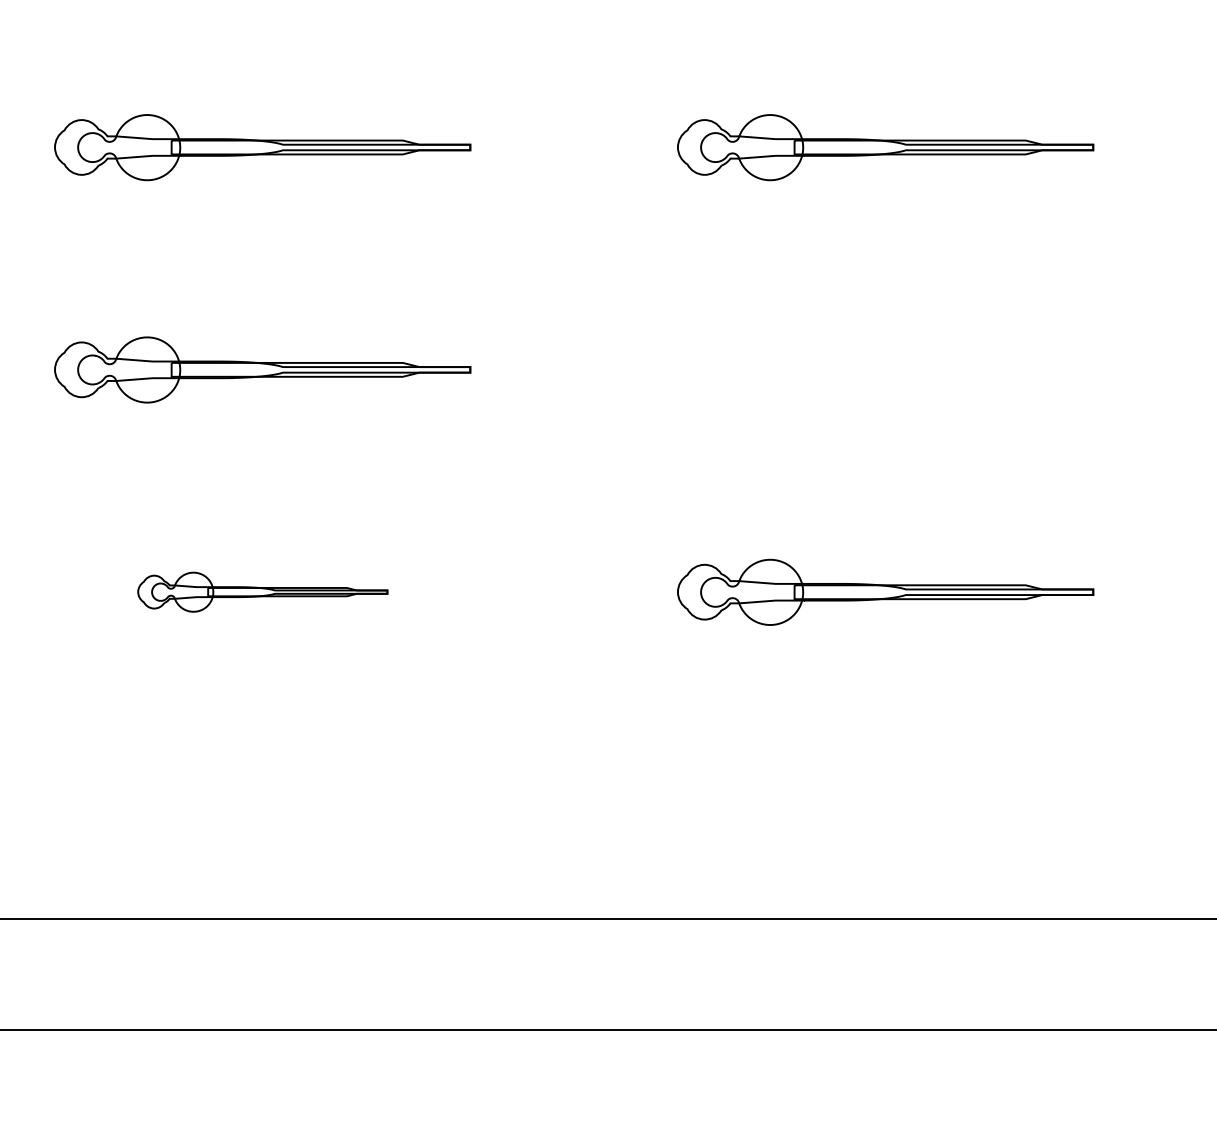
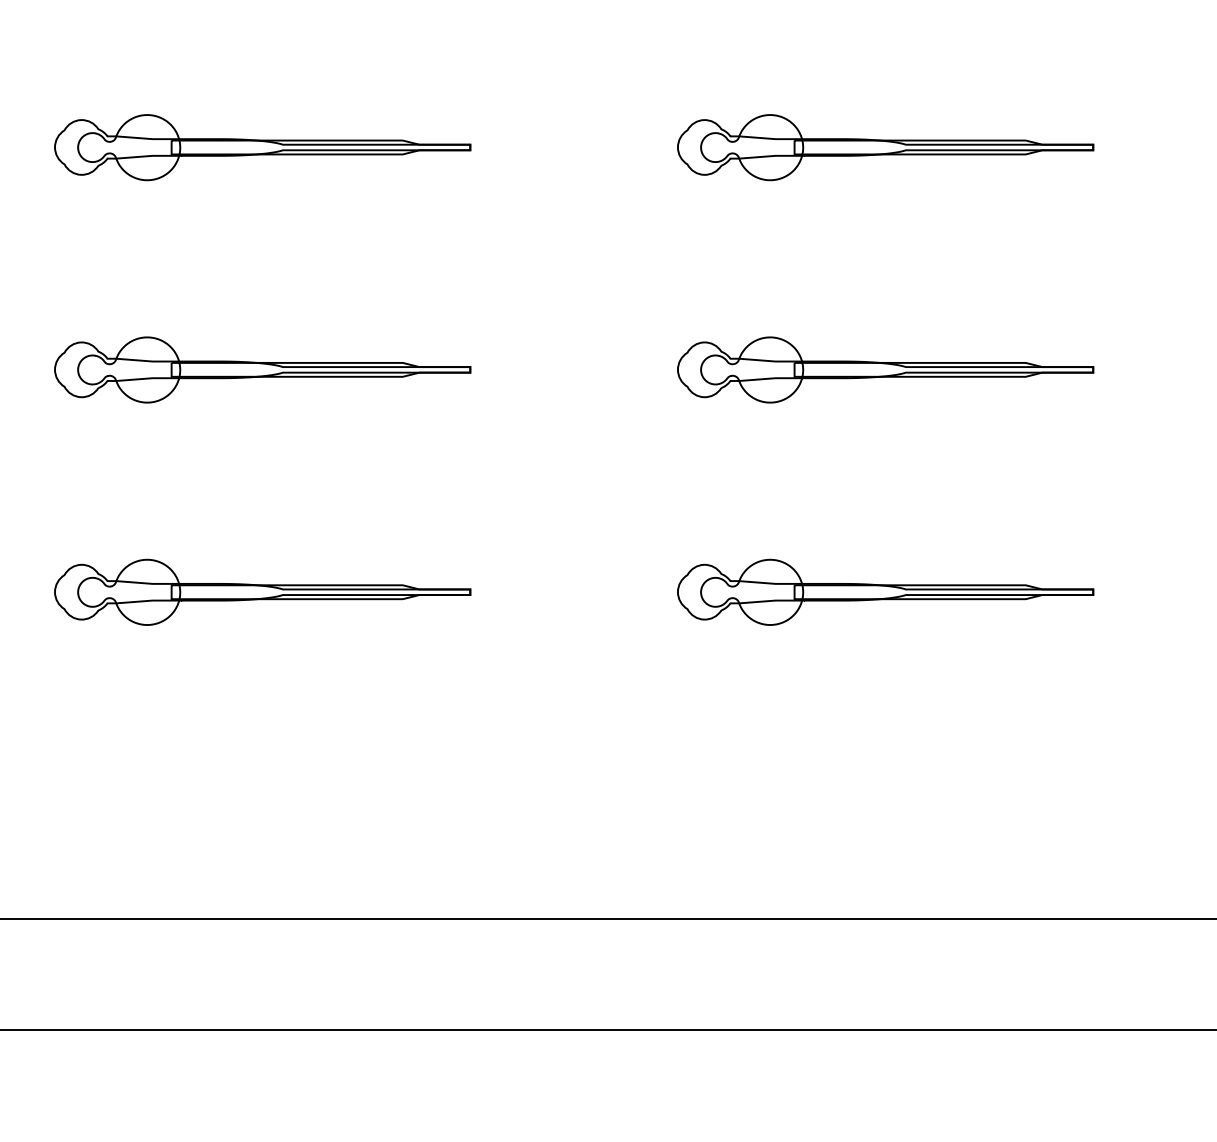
part: none -> present (885, 369)
part size: 252x42 px -> 418x68 px (262, 591)
